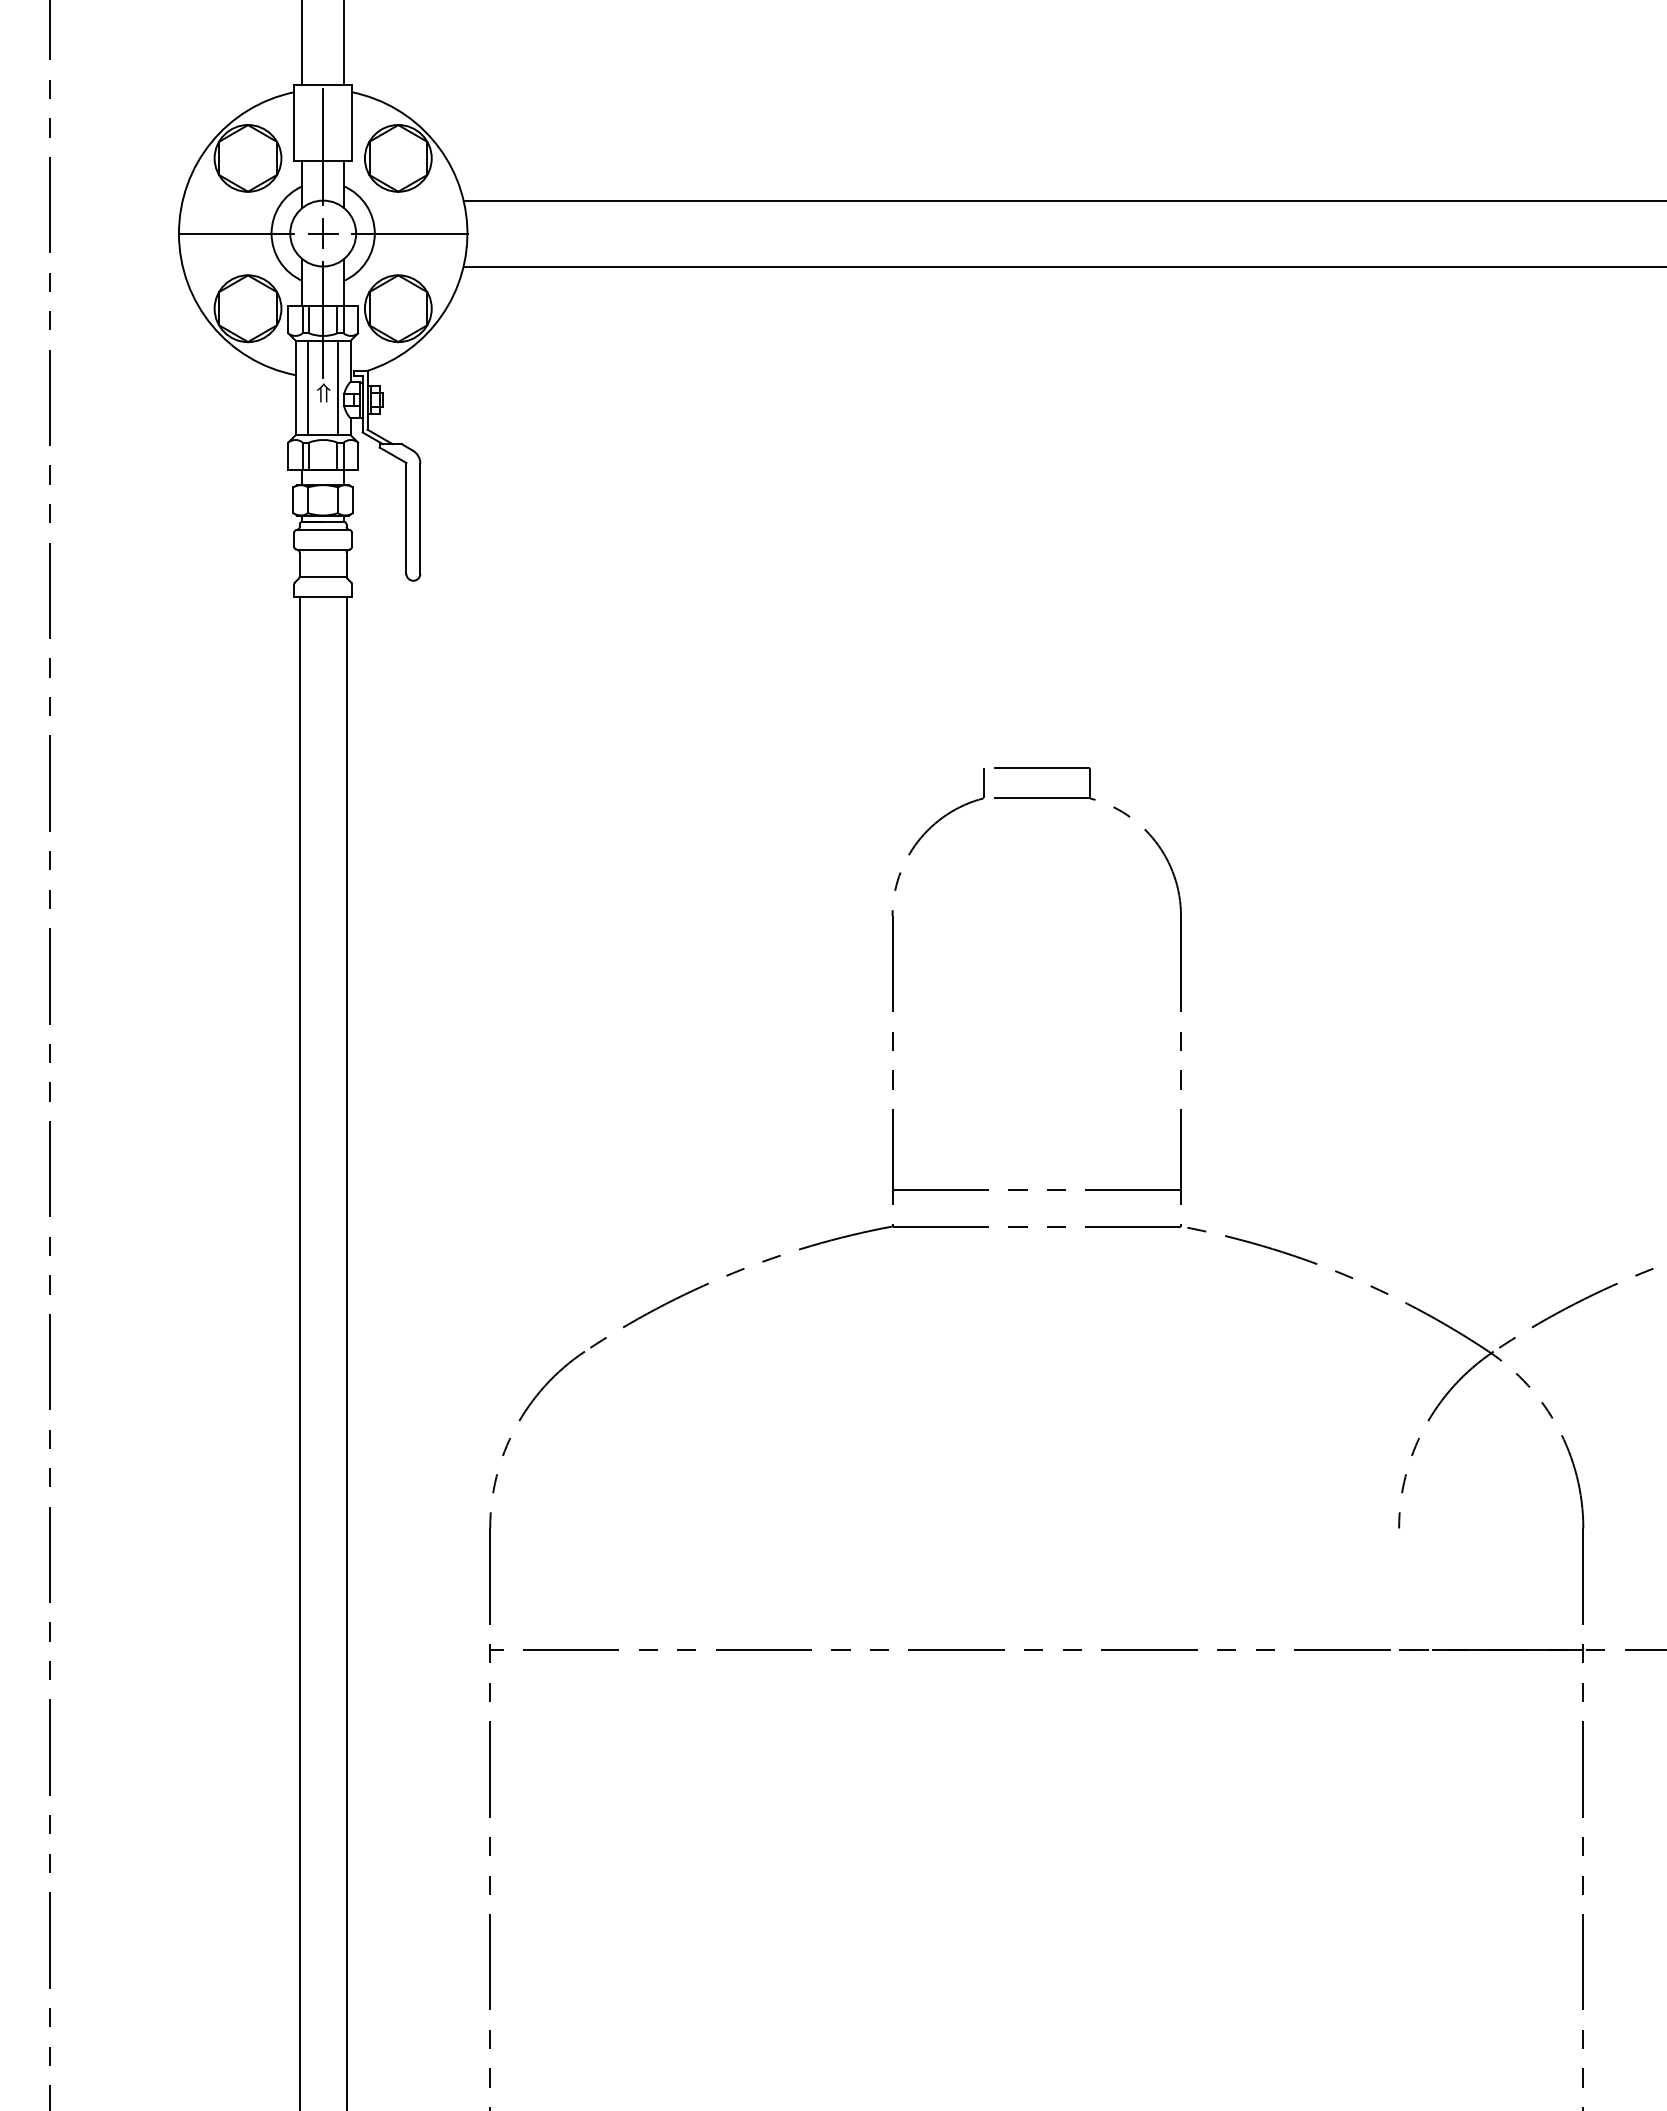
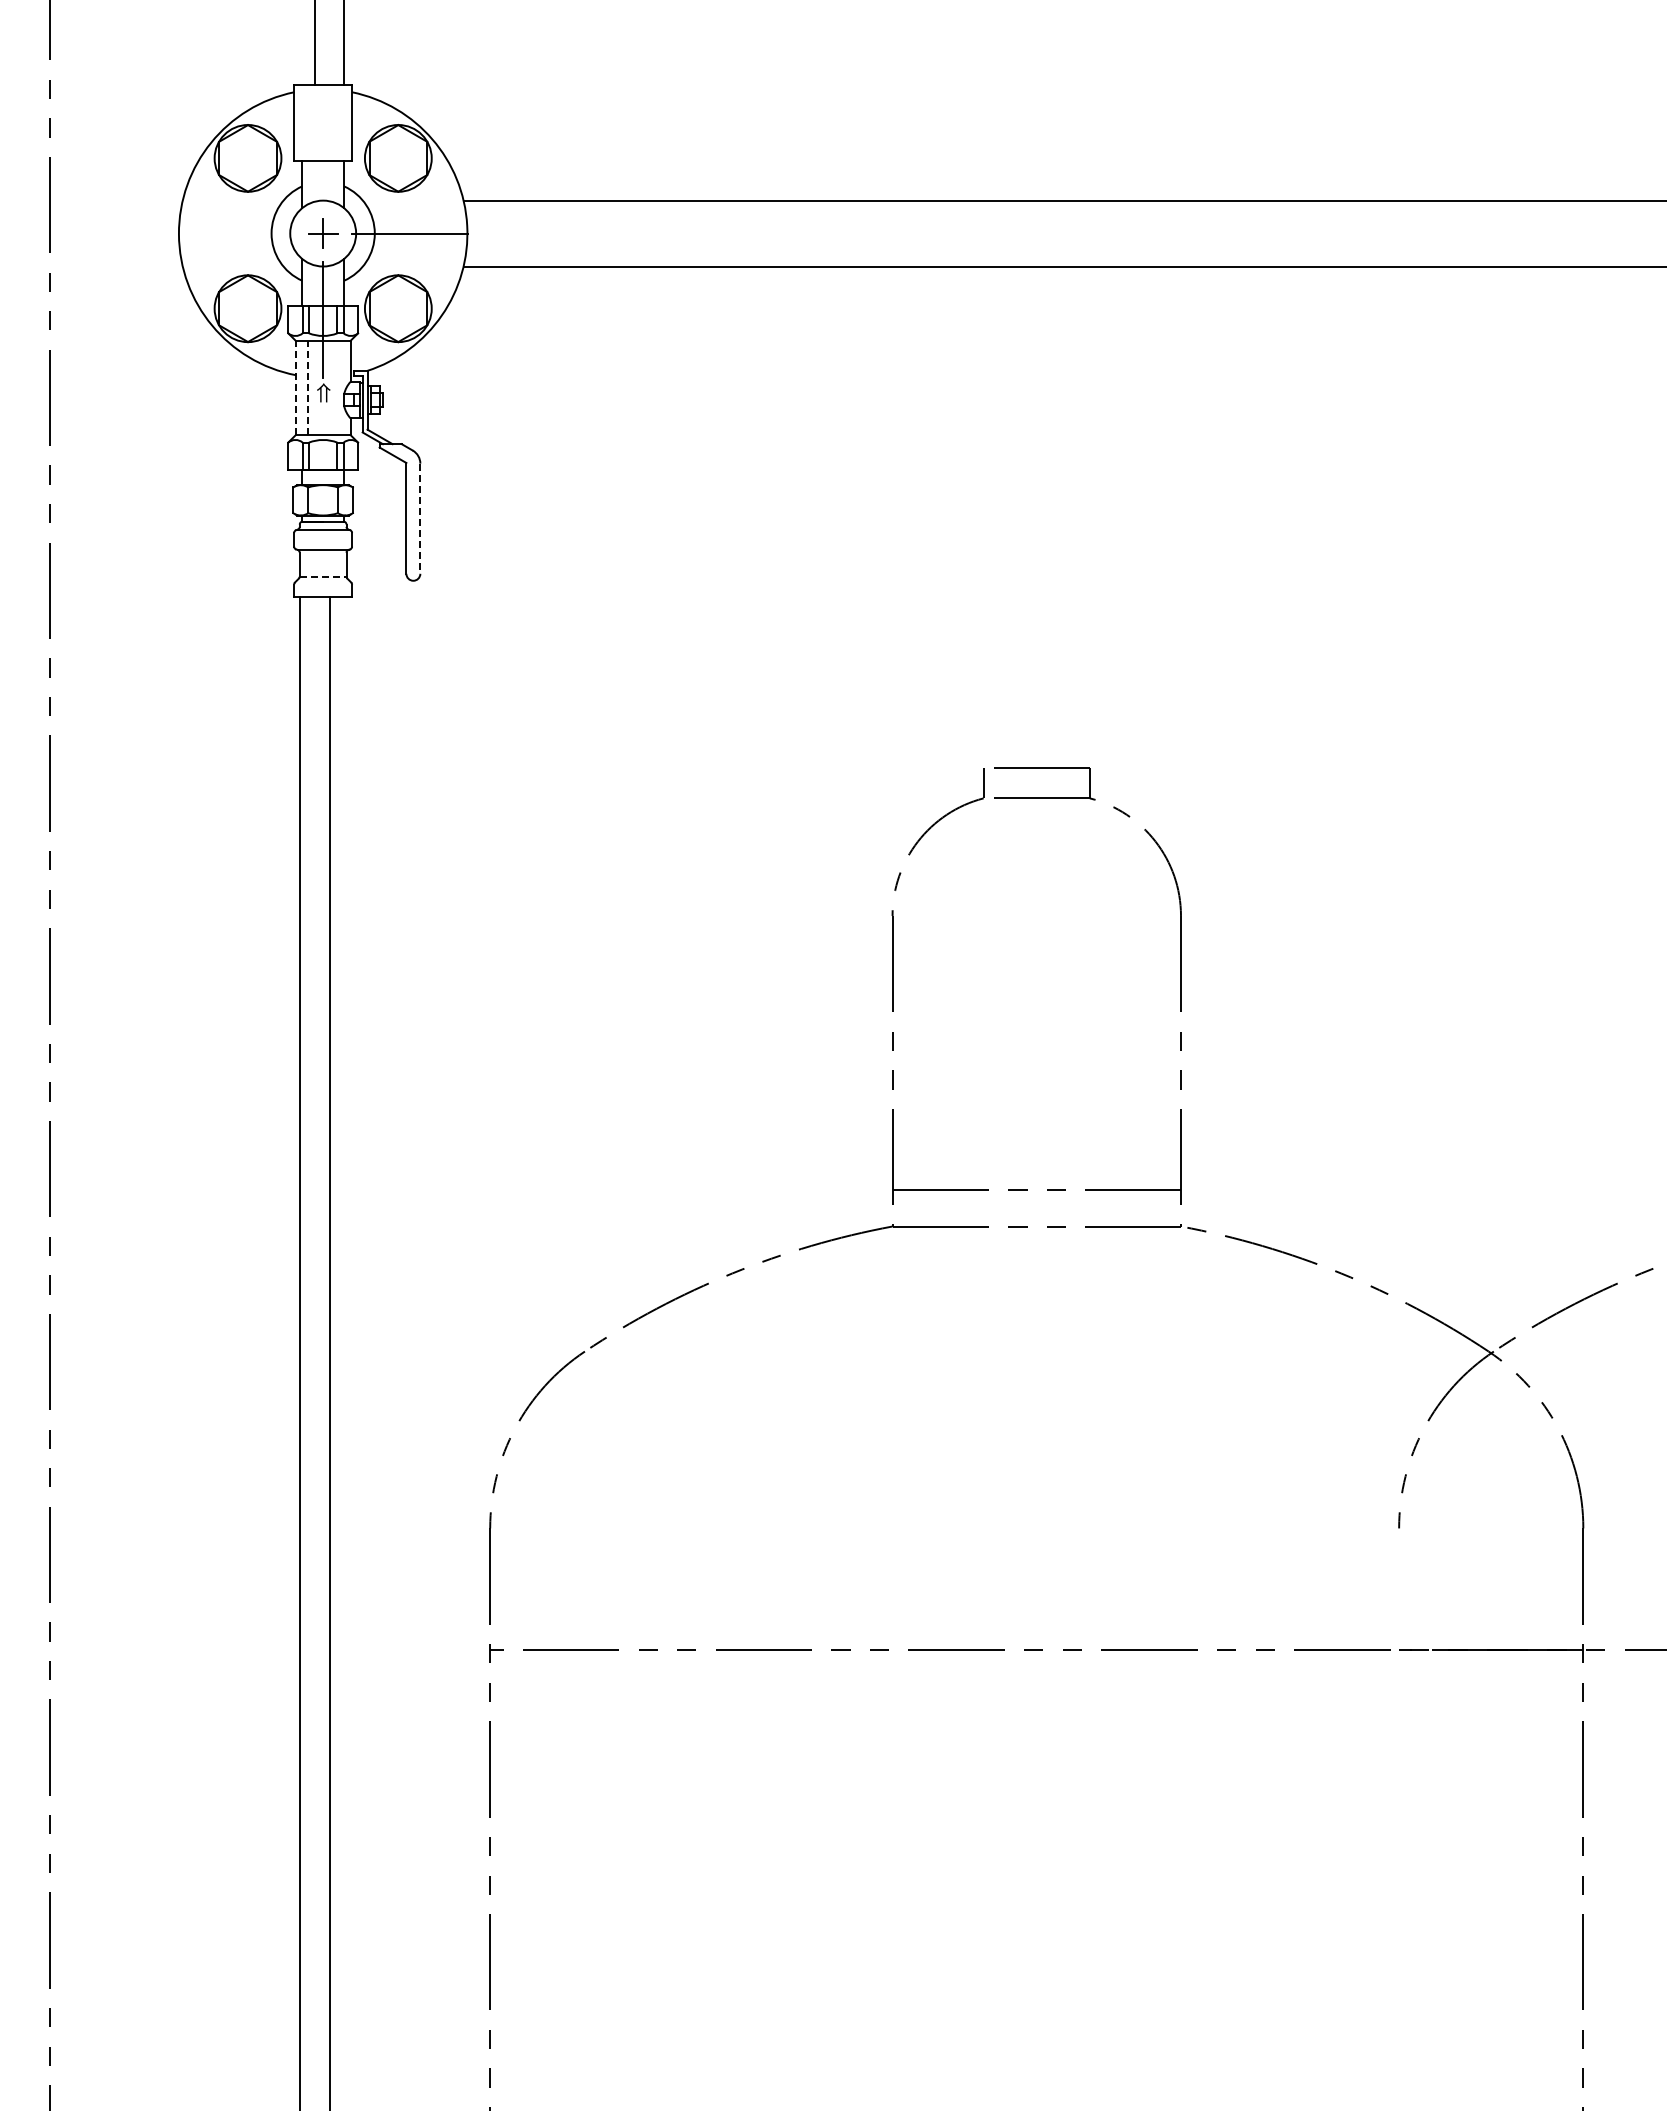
line position: (302, 43) -> (315, 43) (315, 43)
line: present -> none (323, 146)
line: present -> none (236, 233)
line: solid -> dashed (295, 387)
line: solid -> dashed (308, 387)
line: present -> none (338, 387)
line: solid -> dashed (420, 519)
line: solid -> dashed (323, 576)
line position: (346, 1352) -> (329, 1352) (329, 1352)
